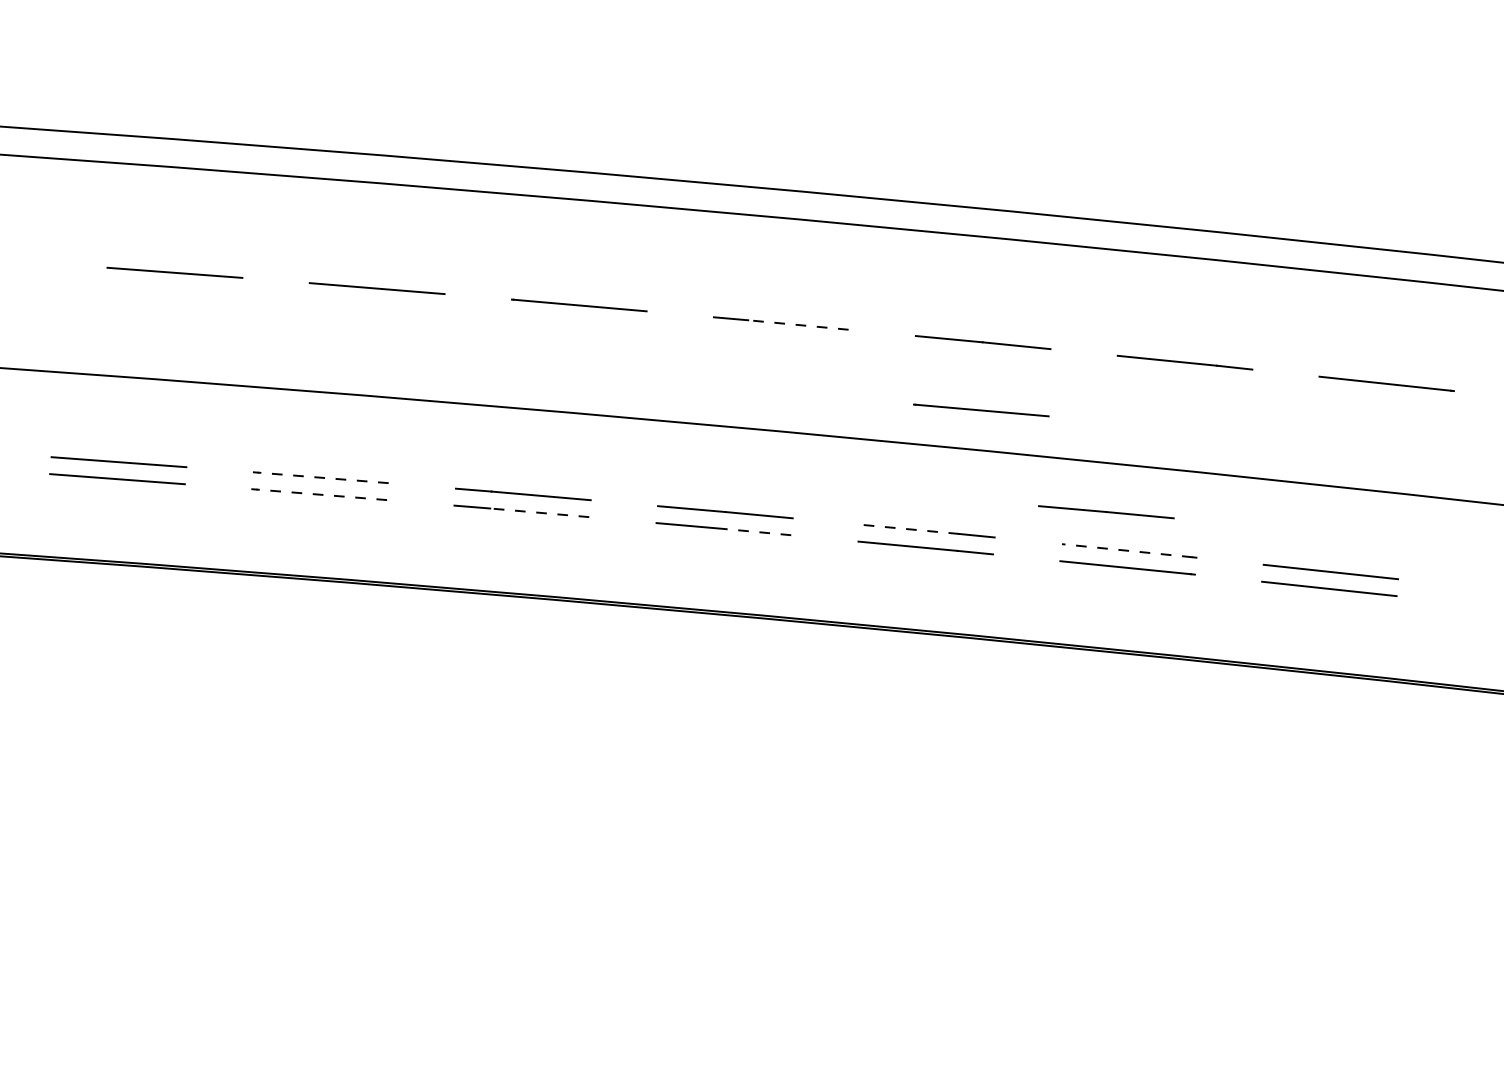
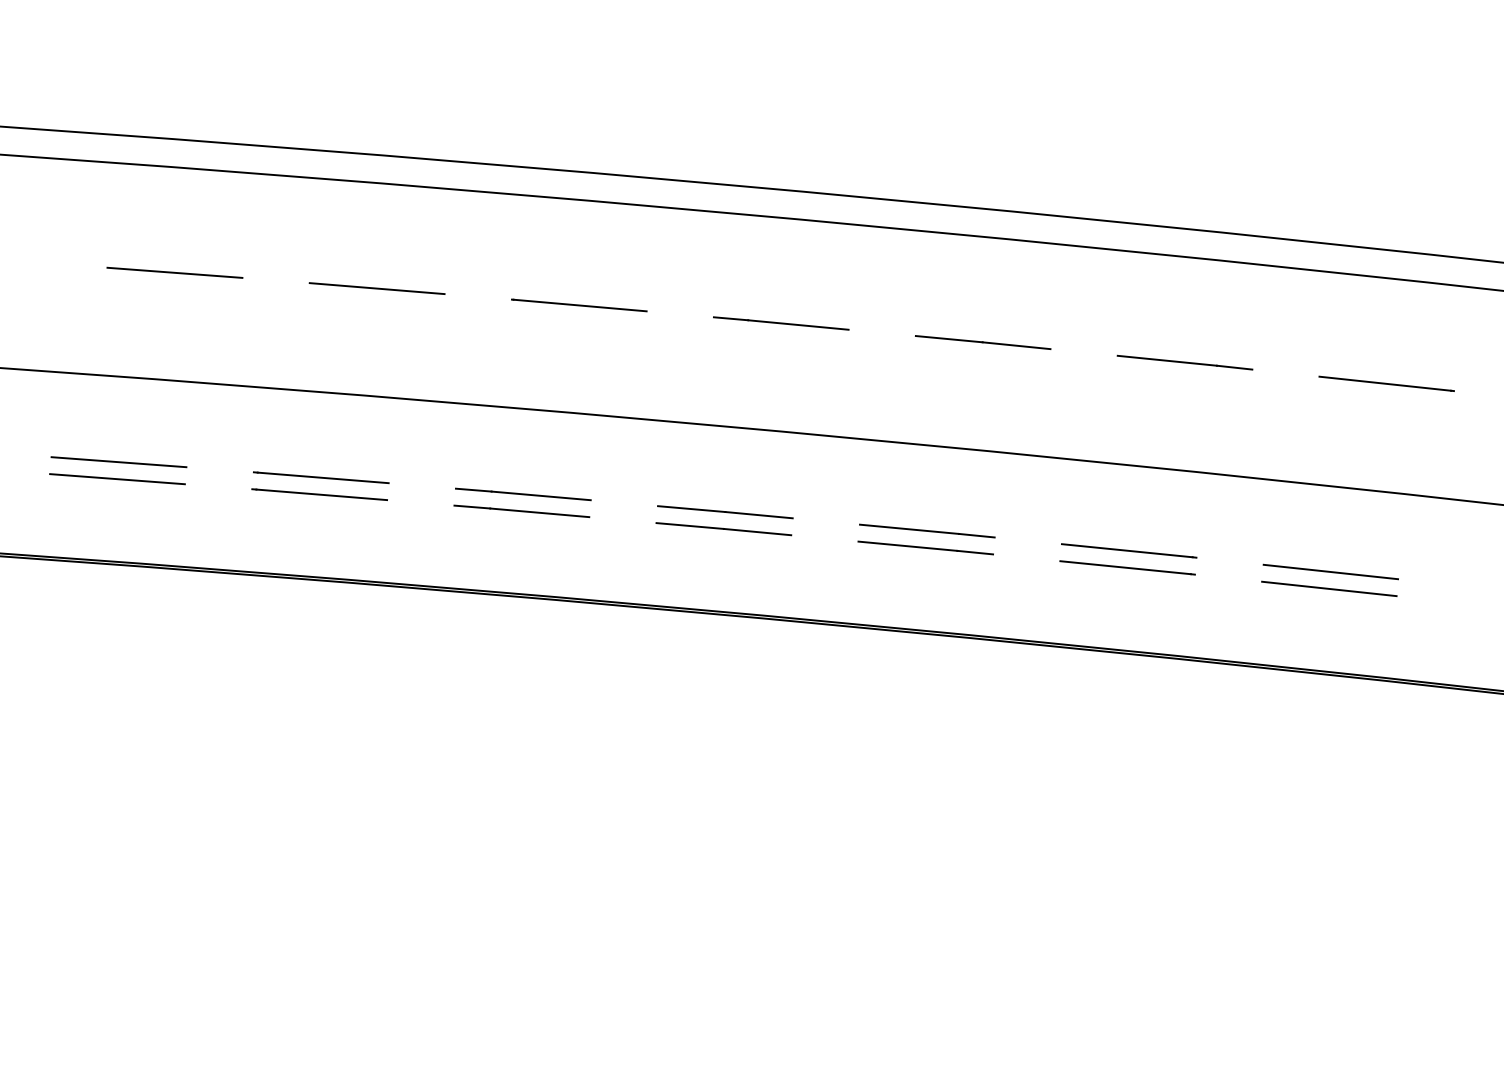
line: dashed -> solid (797, 324)
line: present -> none (981, 410)
line: dashed -> solid (323, 477)
line: dashed -> solid (321, 494)
line: dashed -> solid (539, 512)
line: present -> none (1106, 512)
line: dashed -> solid (909, 529)
line: dashed -> solid (757, 532)
line: dashed -> solid (1127, 550)
